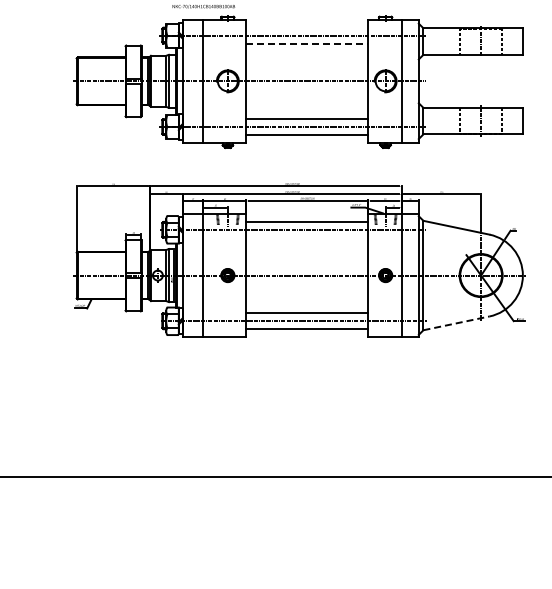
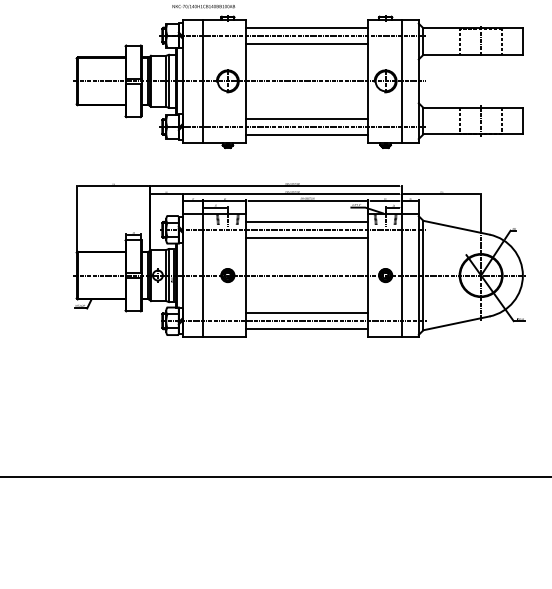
line: none -> present (307, 27)
line: dashed -> solid (307, 43)
line: none -> present (307, 237)
line: dashed -> solid (456, 323)
